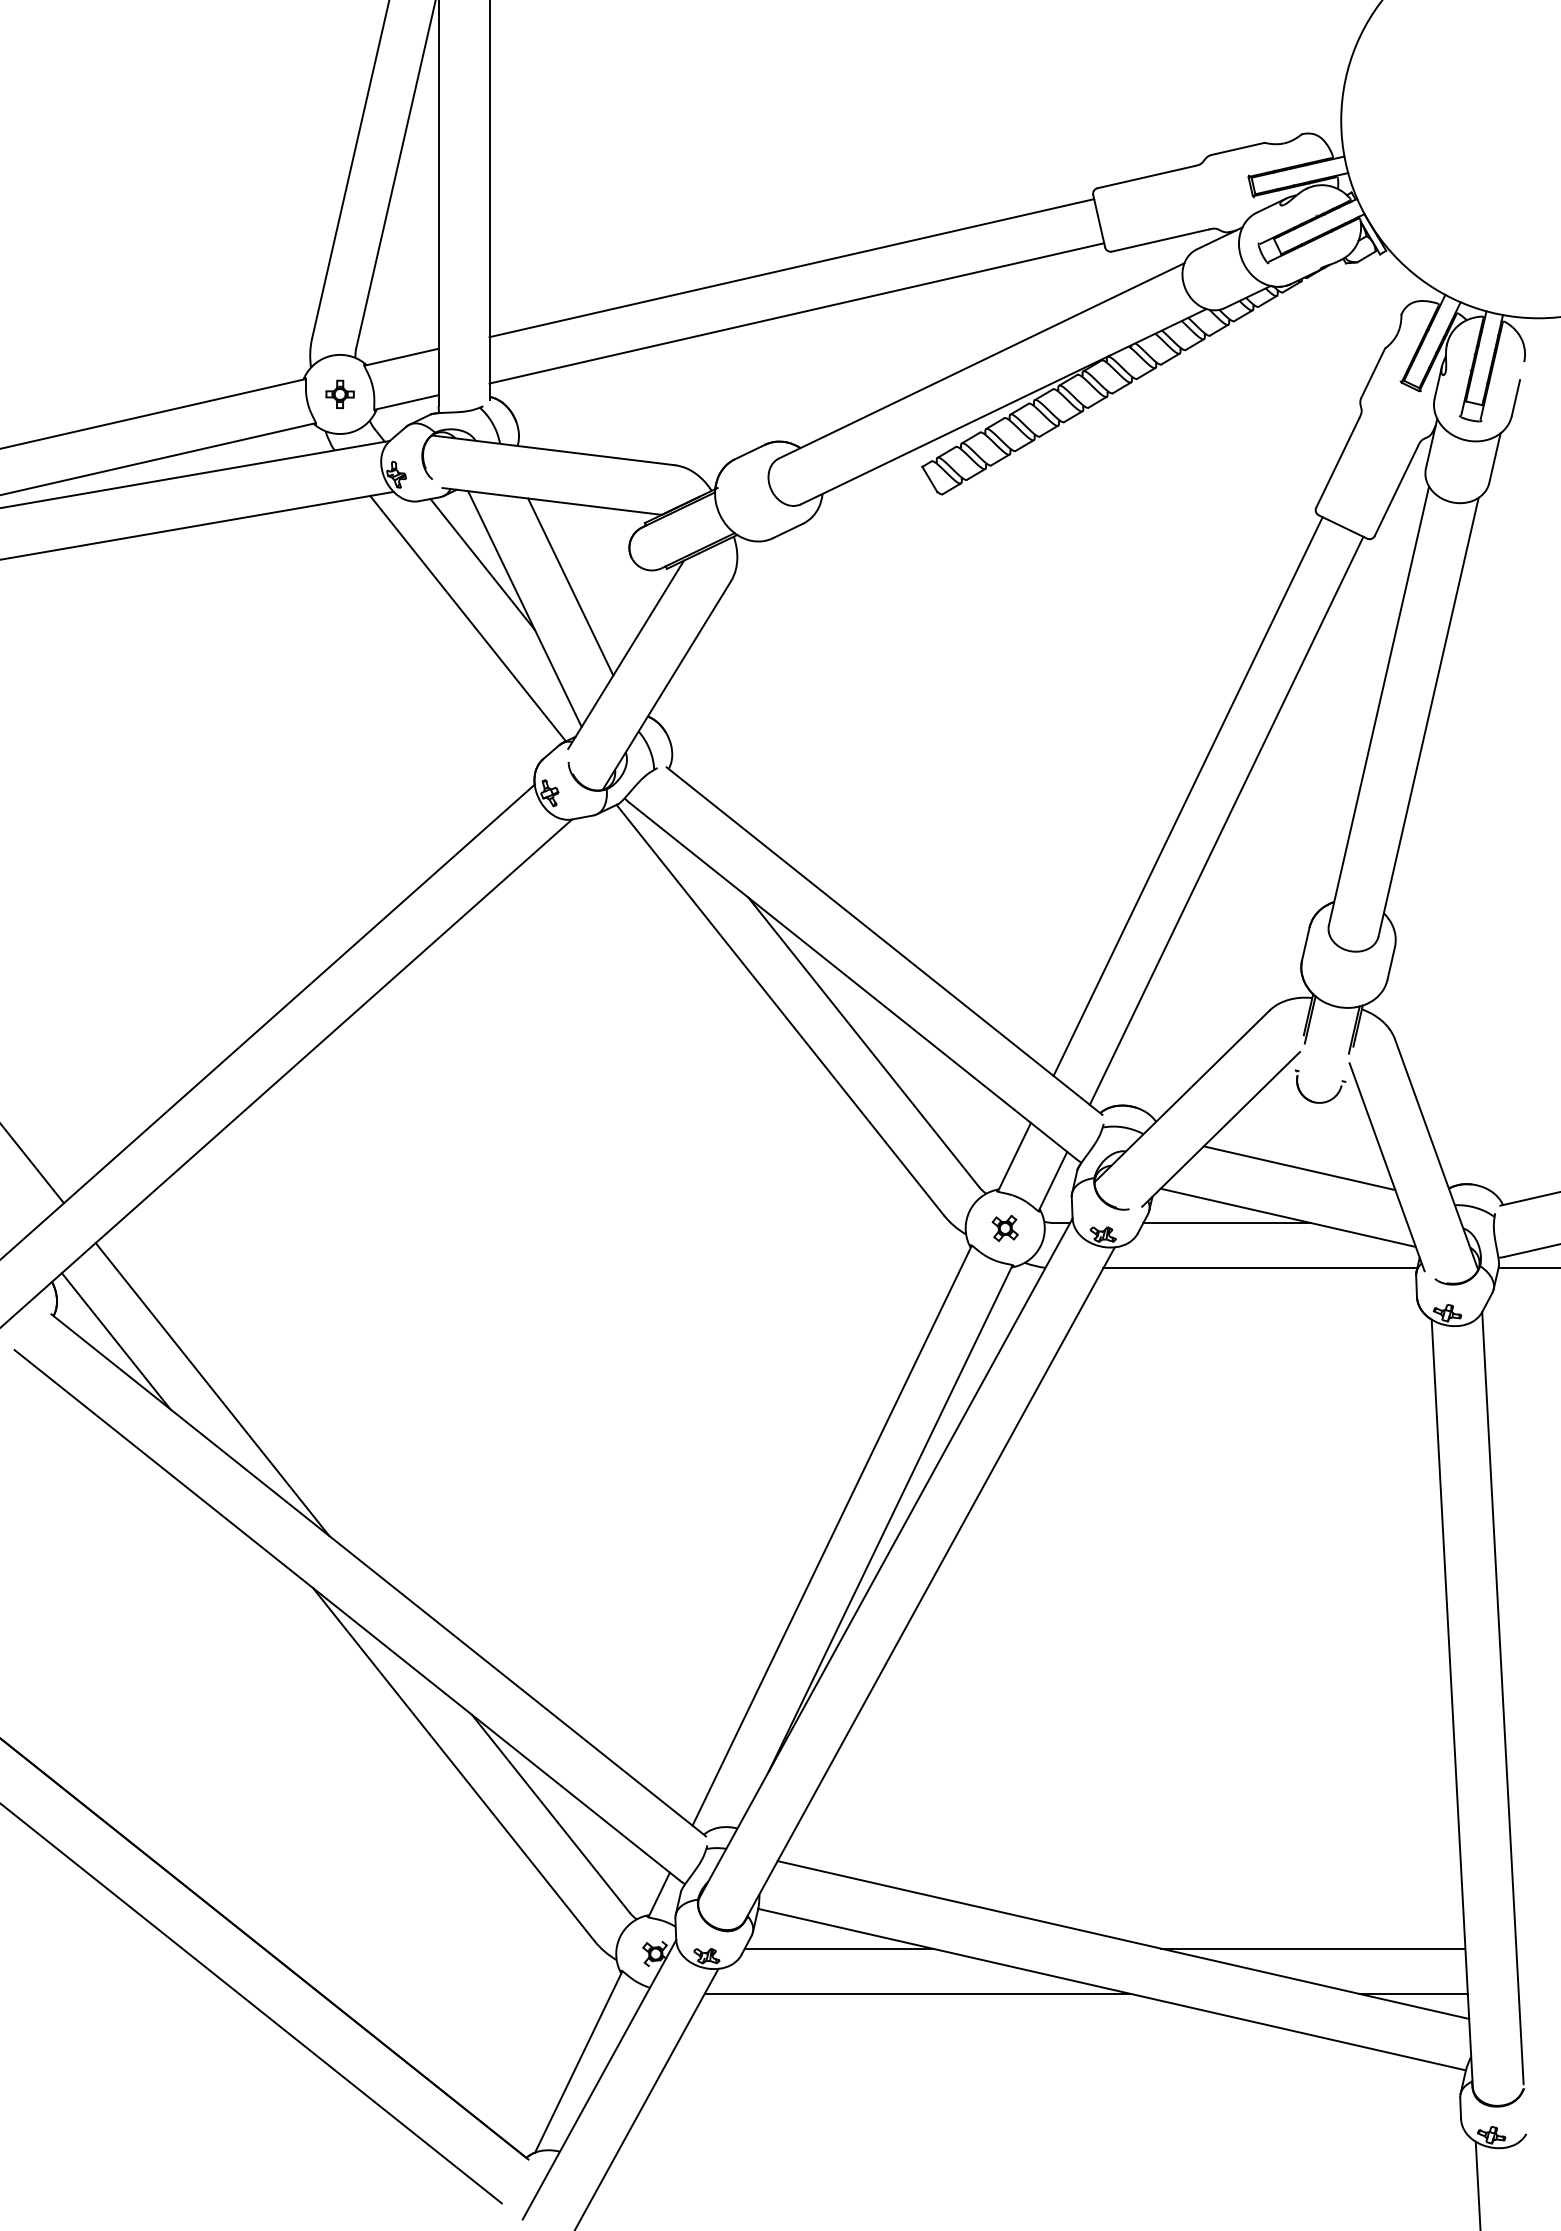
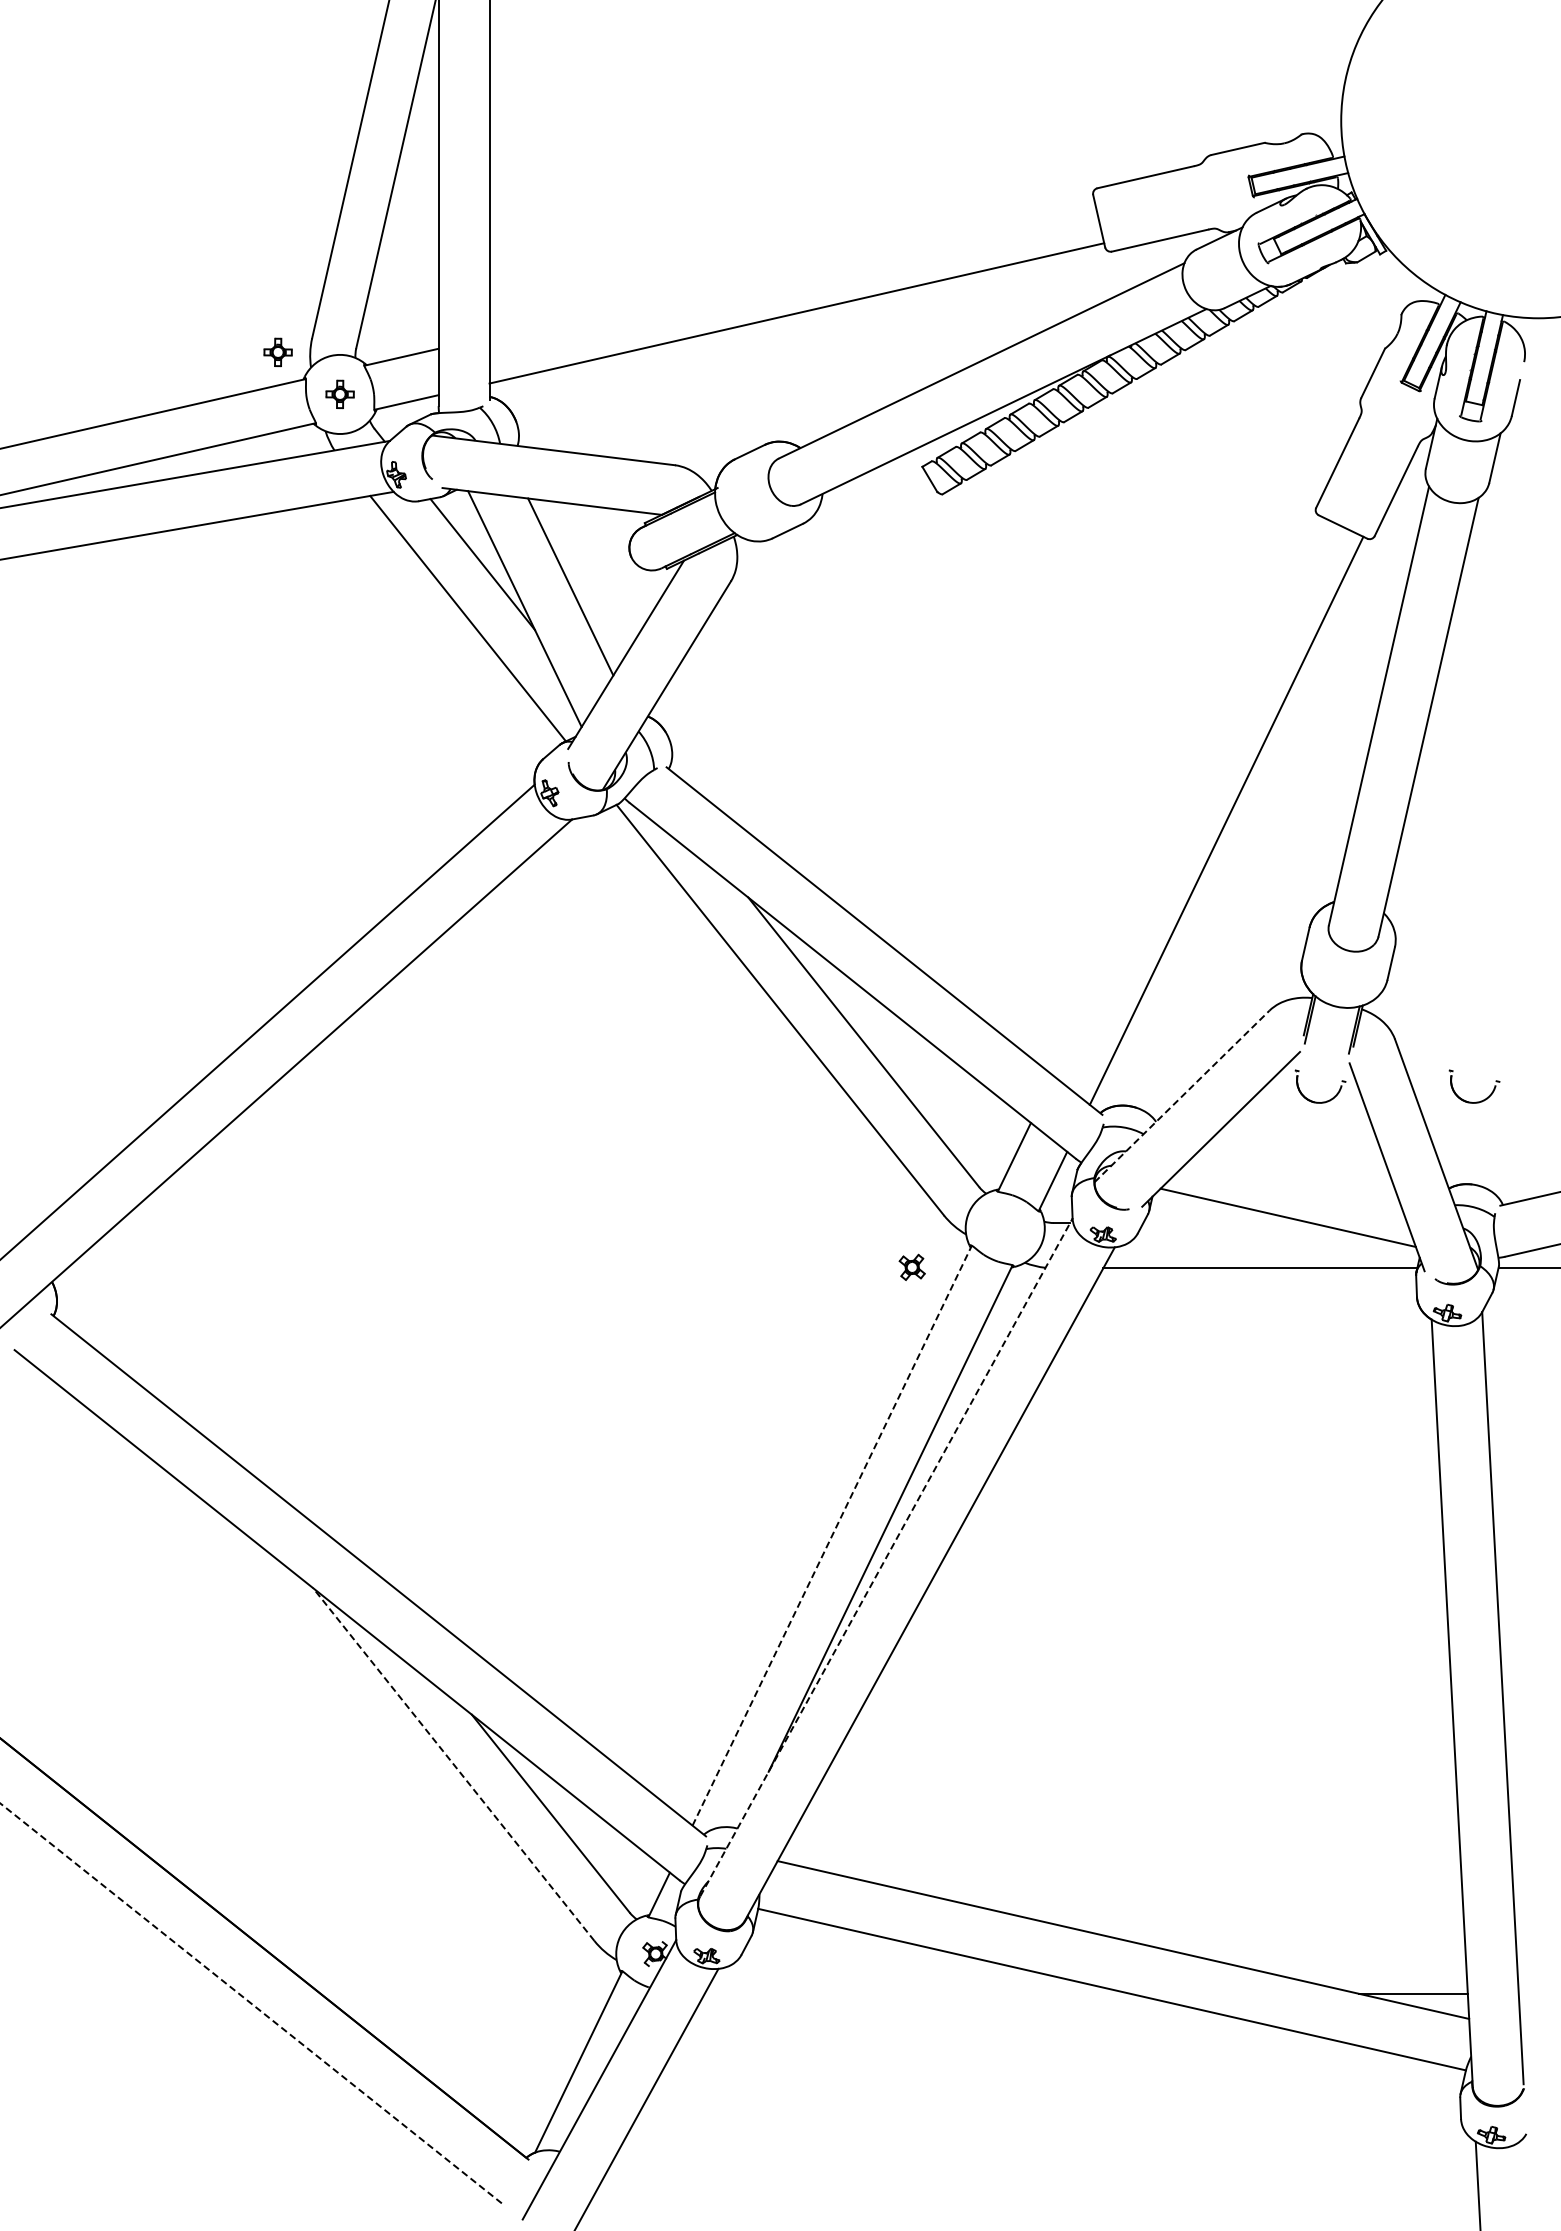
line: present -> none (791, 268)
part: none -> present (277, 352)
line: present -> none (1187, 796)
line: solid -> dashed (1182, 1096)
part: none -> present (1476, 1101)
line: present -> none (32, 1164)
line: present -> none (1299, 1168)
line: present -> none (1226, 1223)
part position: (1004, 1227) -> (911, 1266) (911, 1266)
line: present -> none (115, 1341)
line: present -> none (212, 1389)
line: solid -> dashed (832, 1535)
line: solid -> dashed (886, 1557)
line: solid -> dashed (453, 1764)
line: present -> none (838, 1948)
line: present -> none (1313, 1948)
line: present -> none (917, 1993)
line: solid -> dashed (250, 2003)
